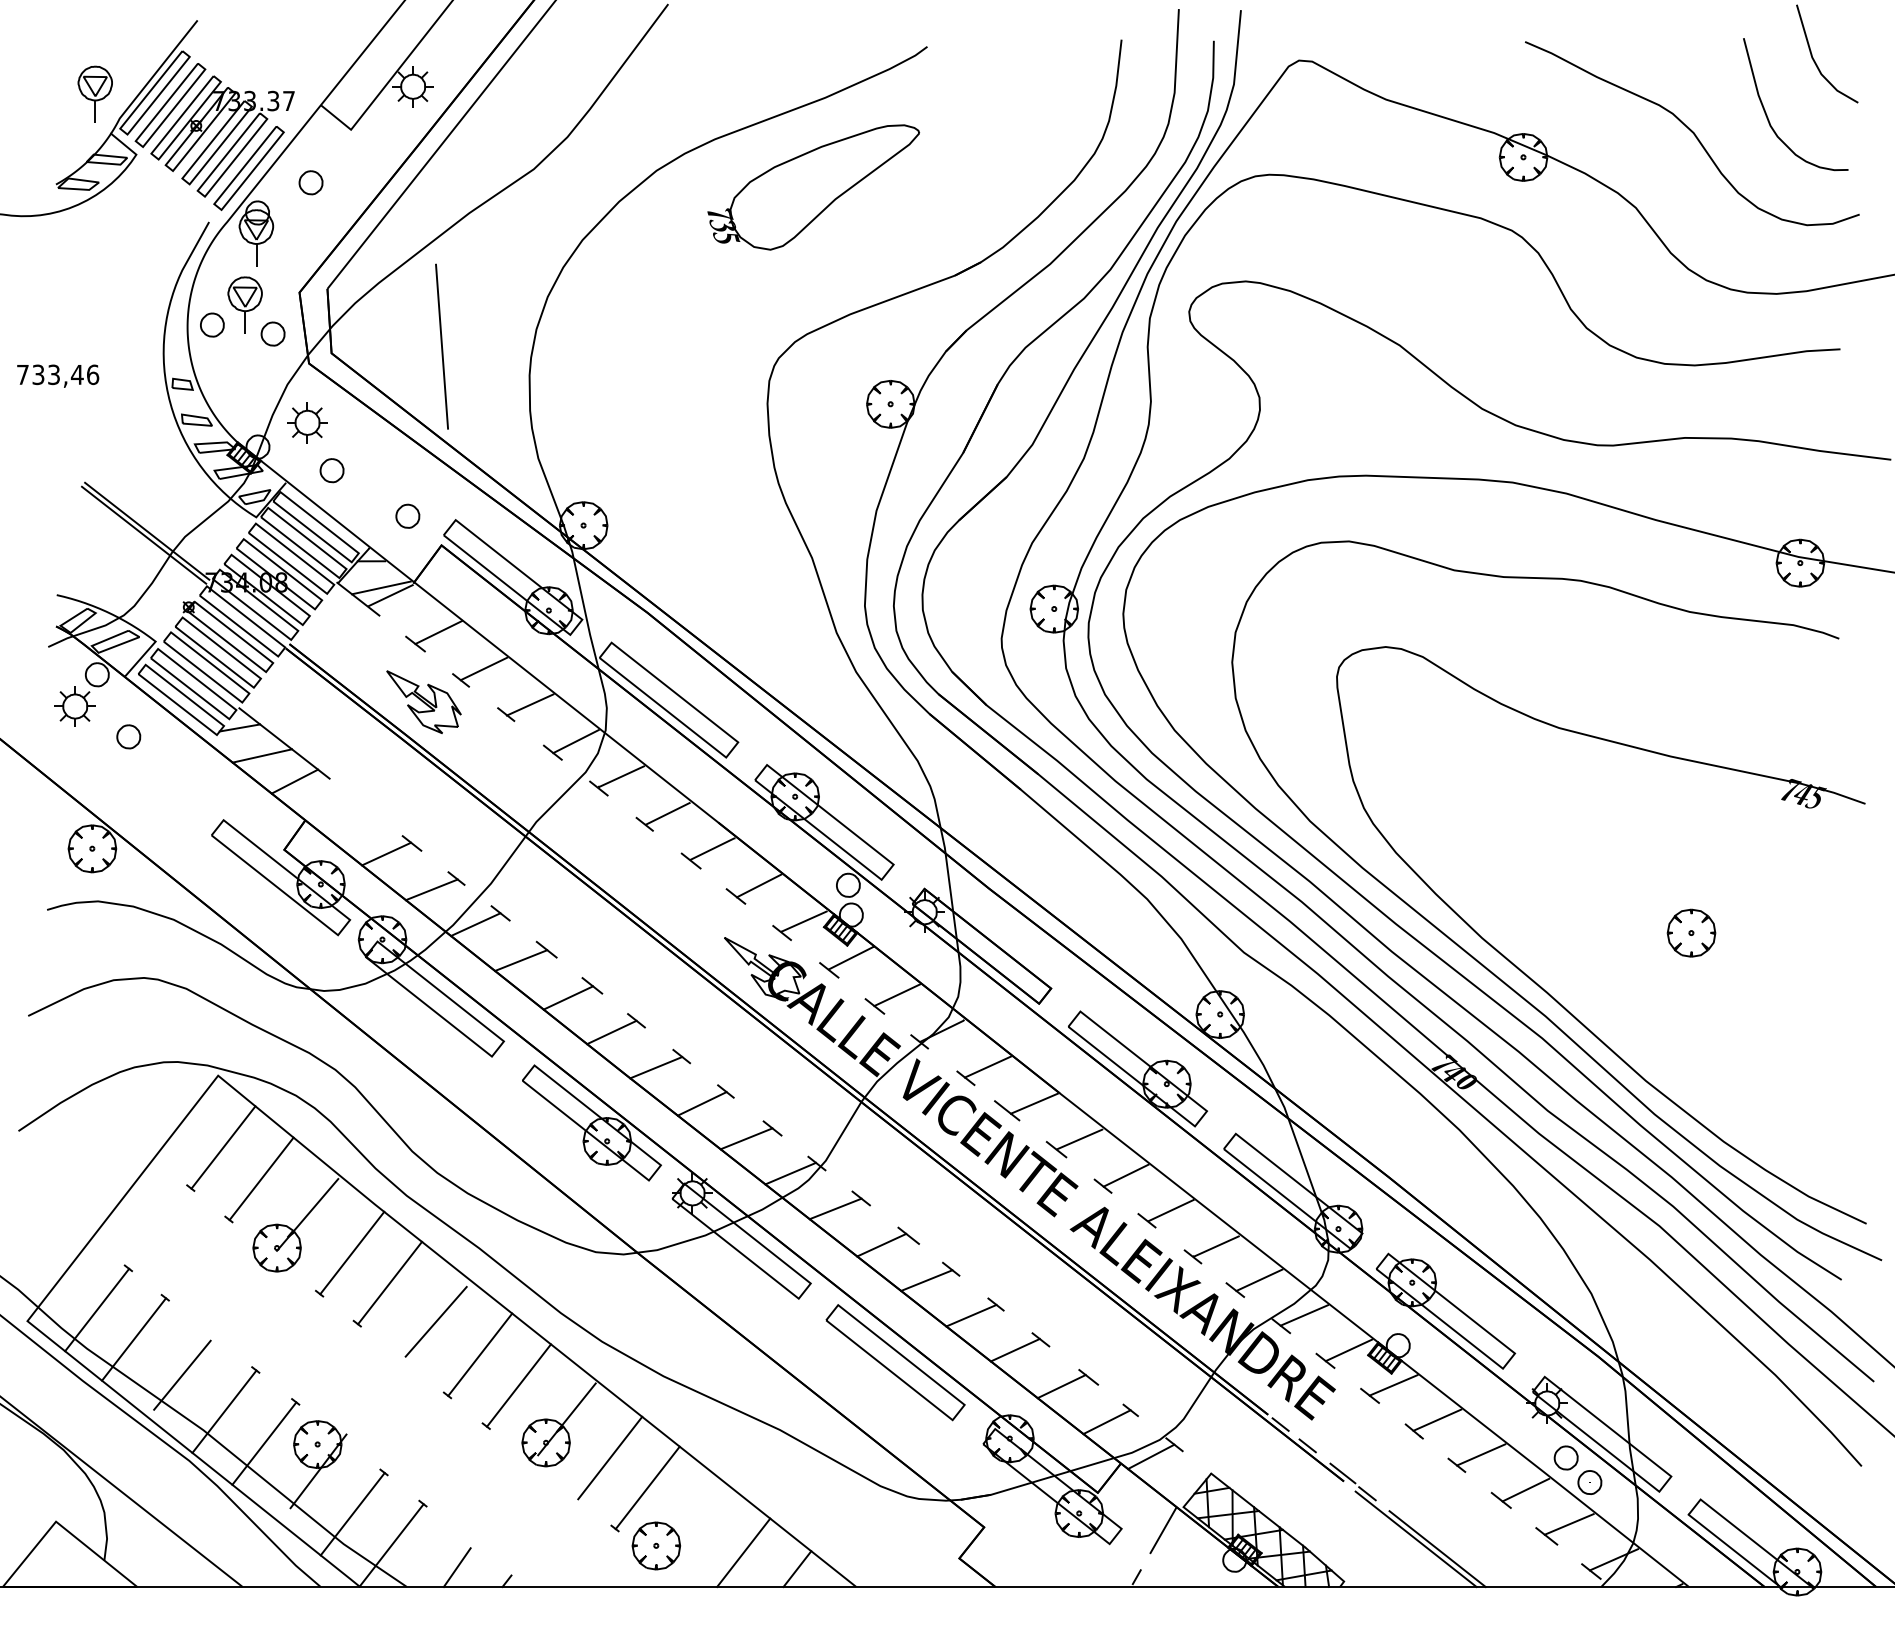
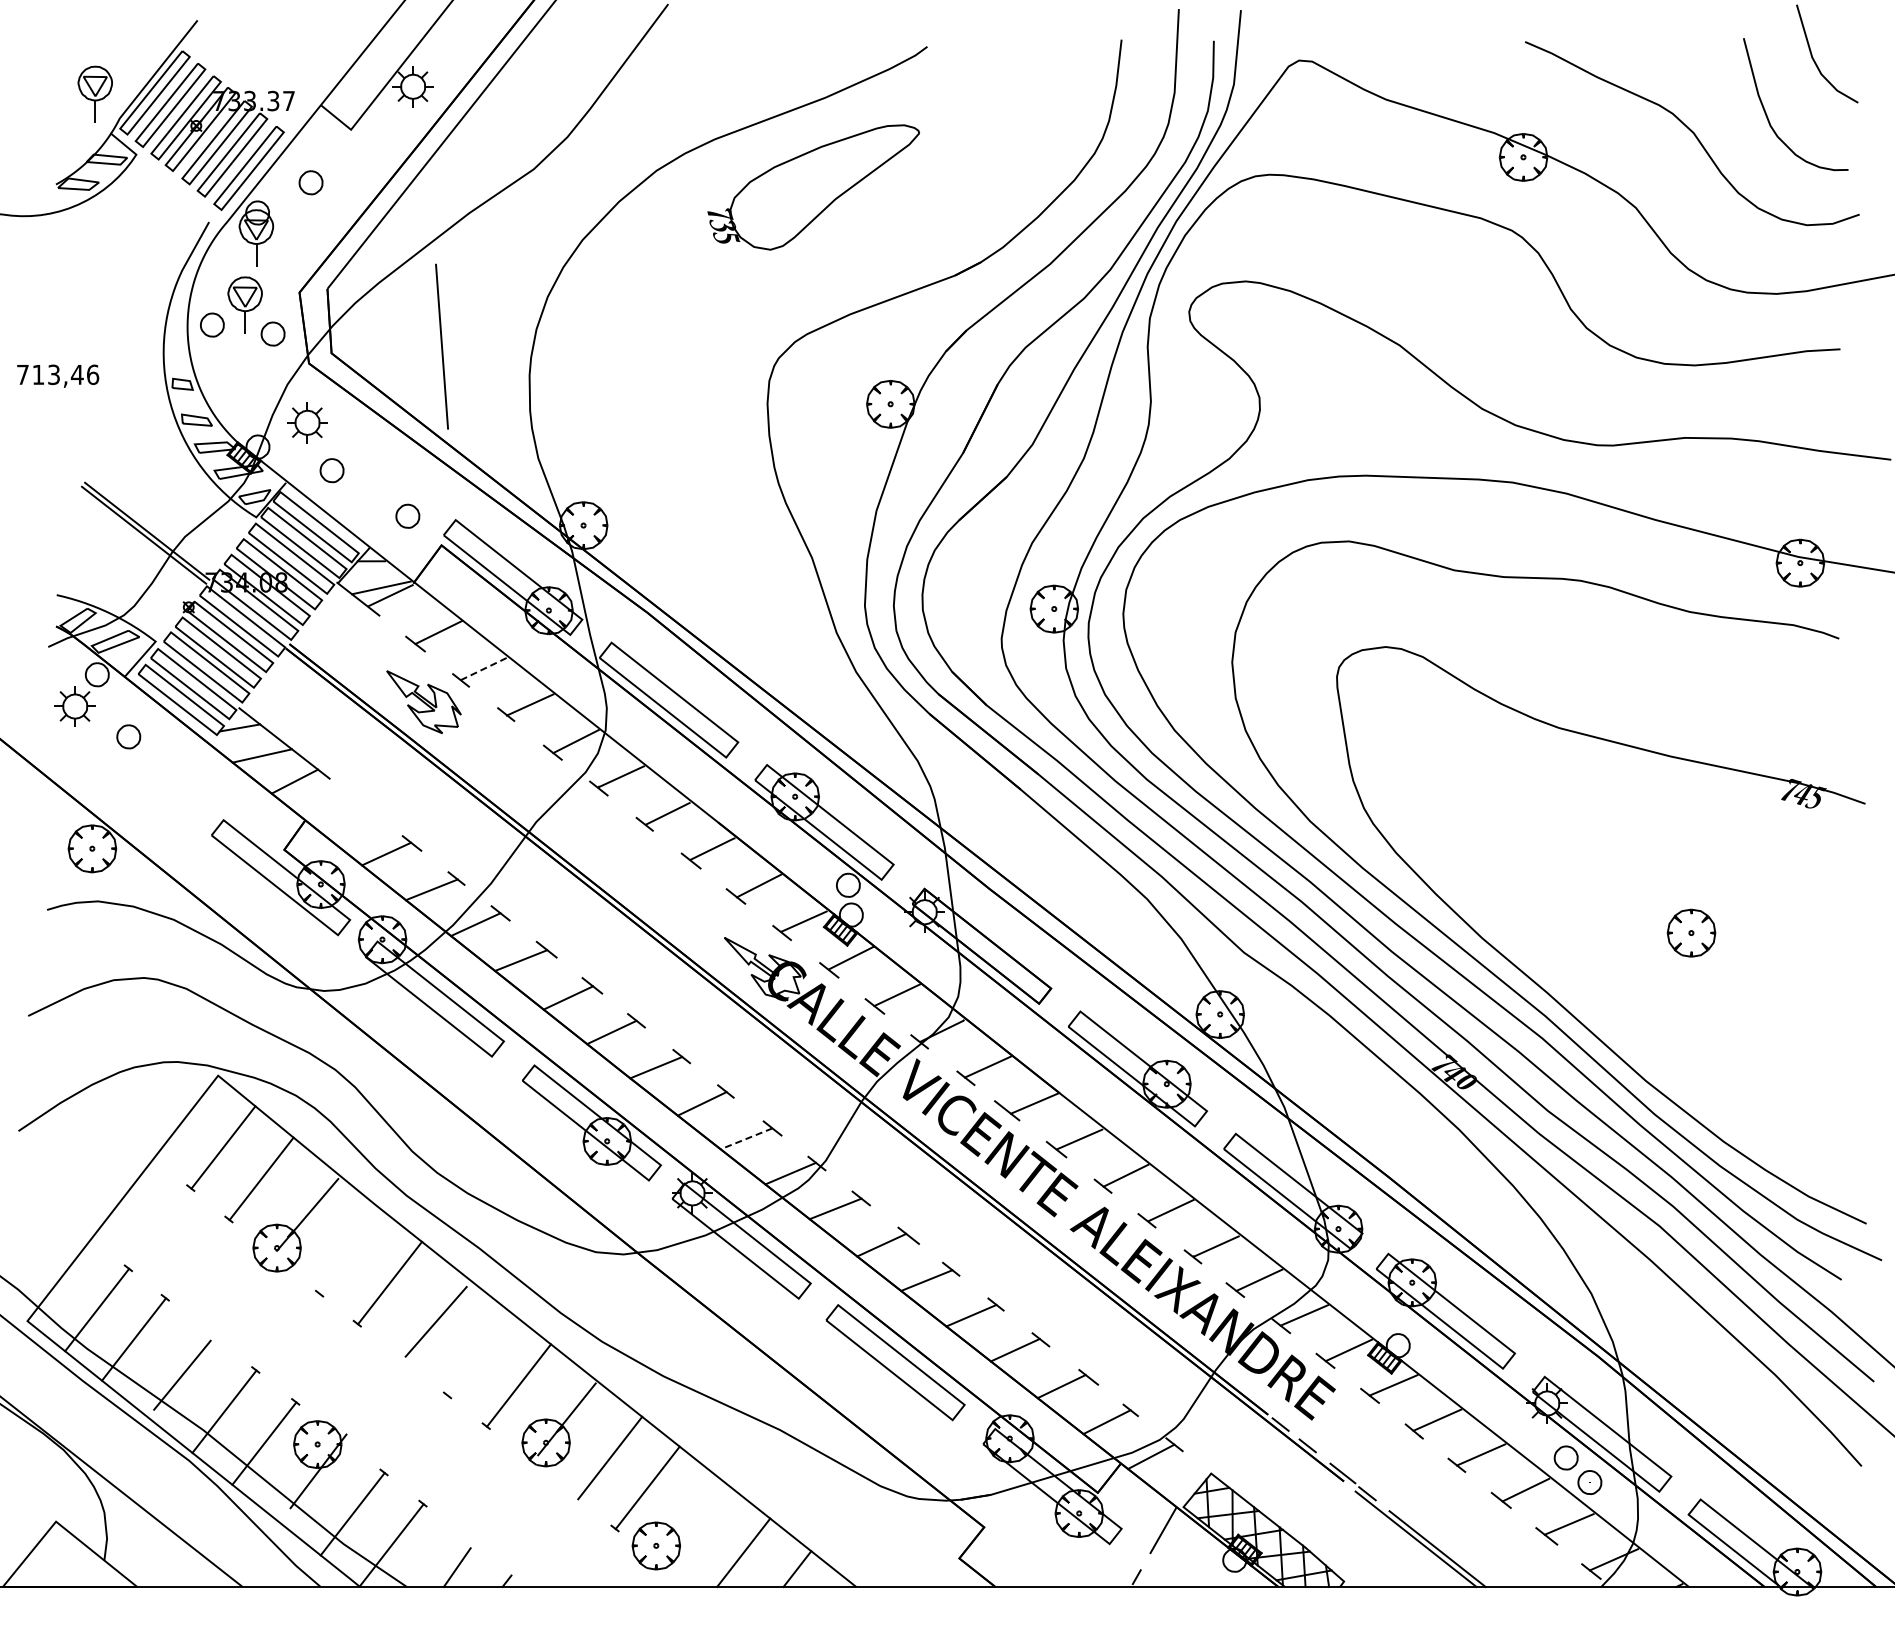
text: 733,46 -> 713,46 (38, 374)
line: solid -> dashed (484, 668)
line: solid -> dashed (746, 1138)
line: present -> none (352, 1252)
line: present -> none (480, 1354)
